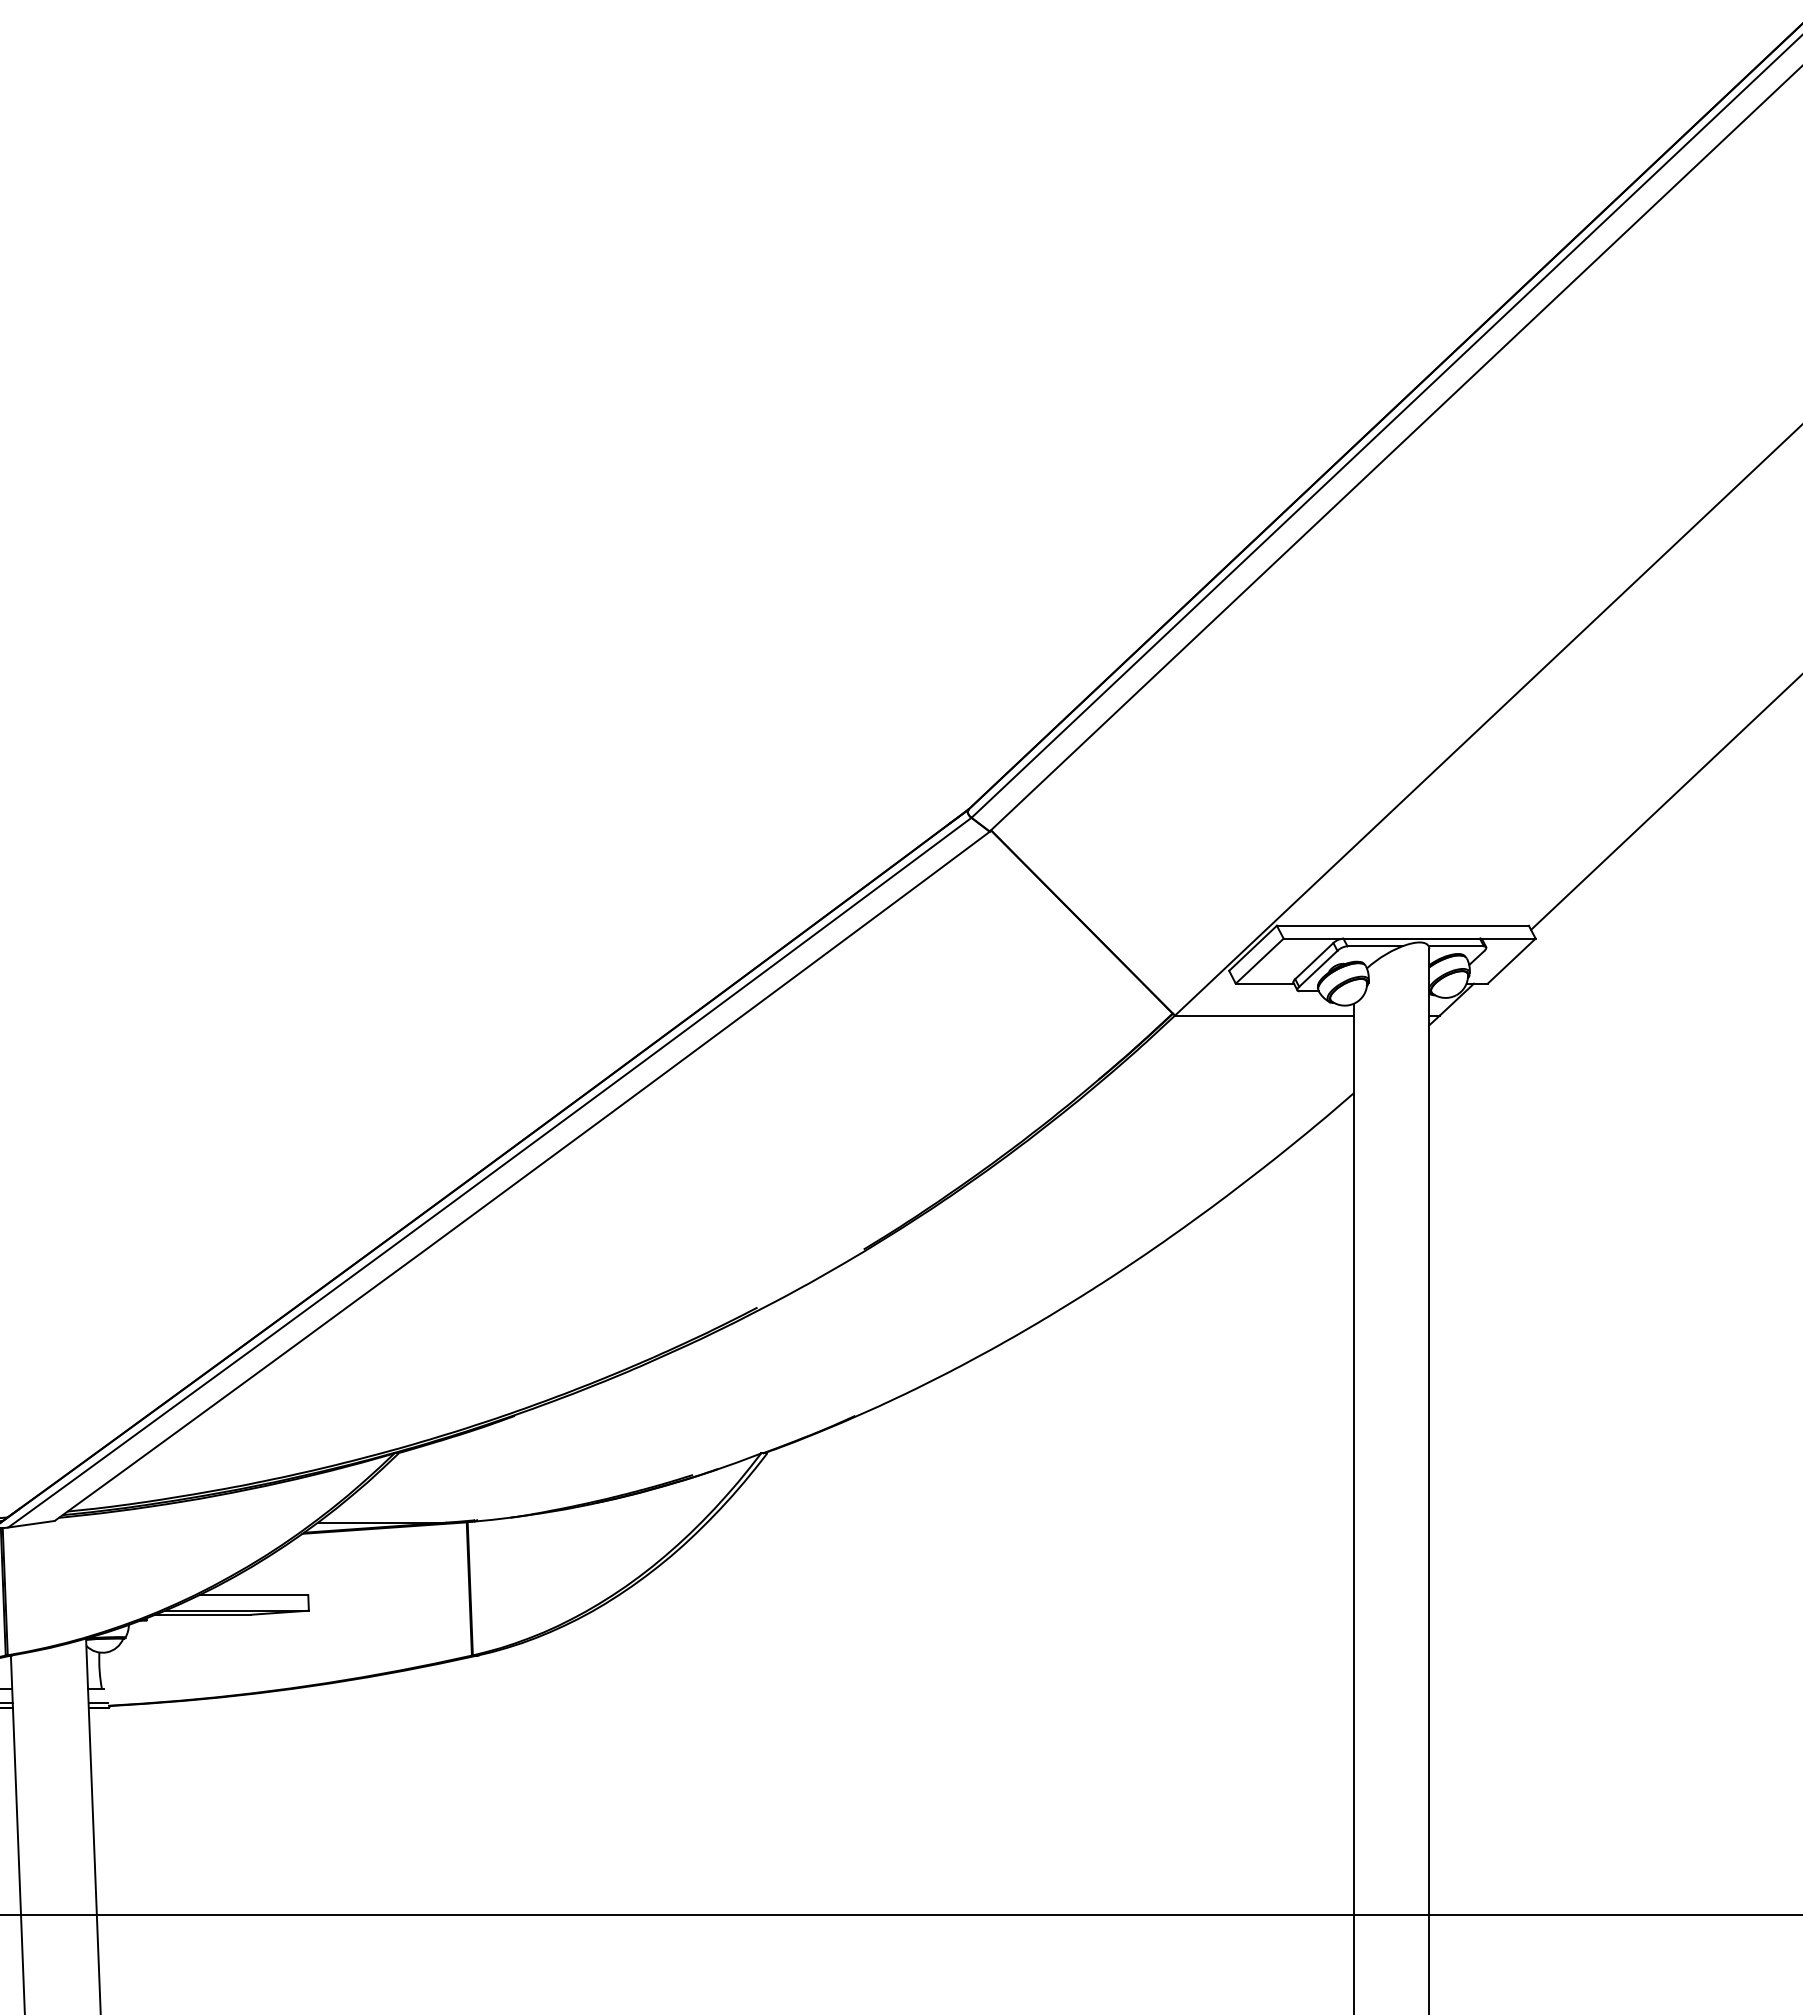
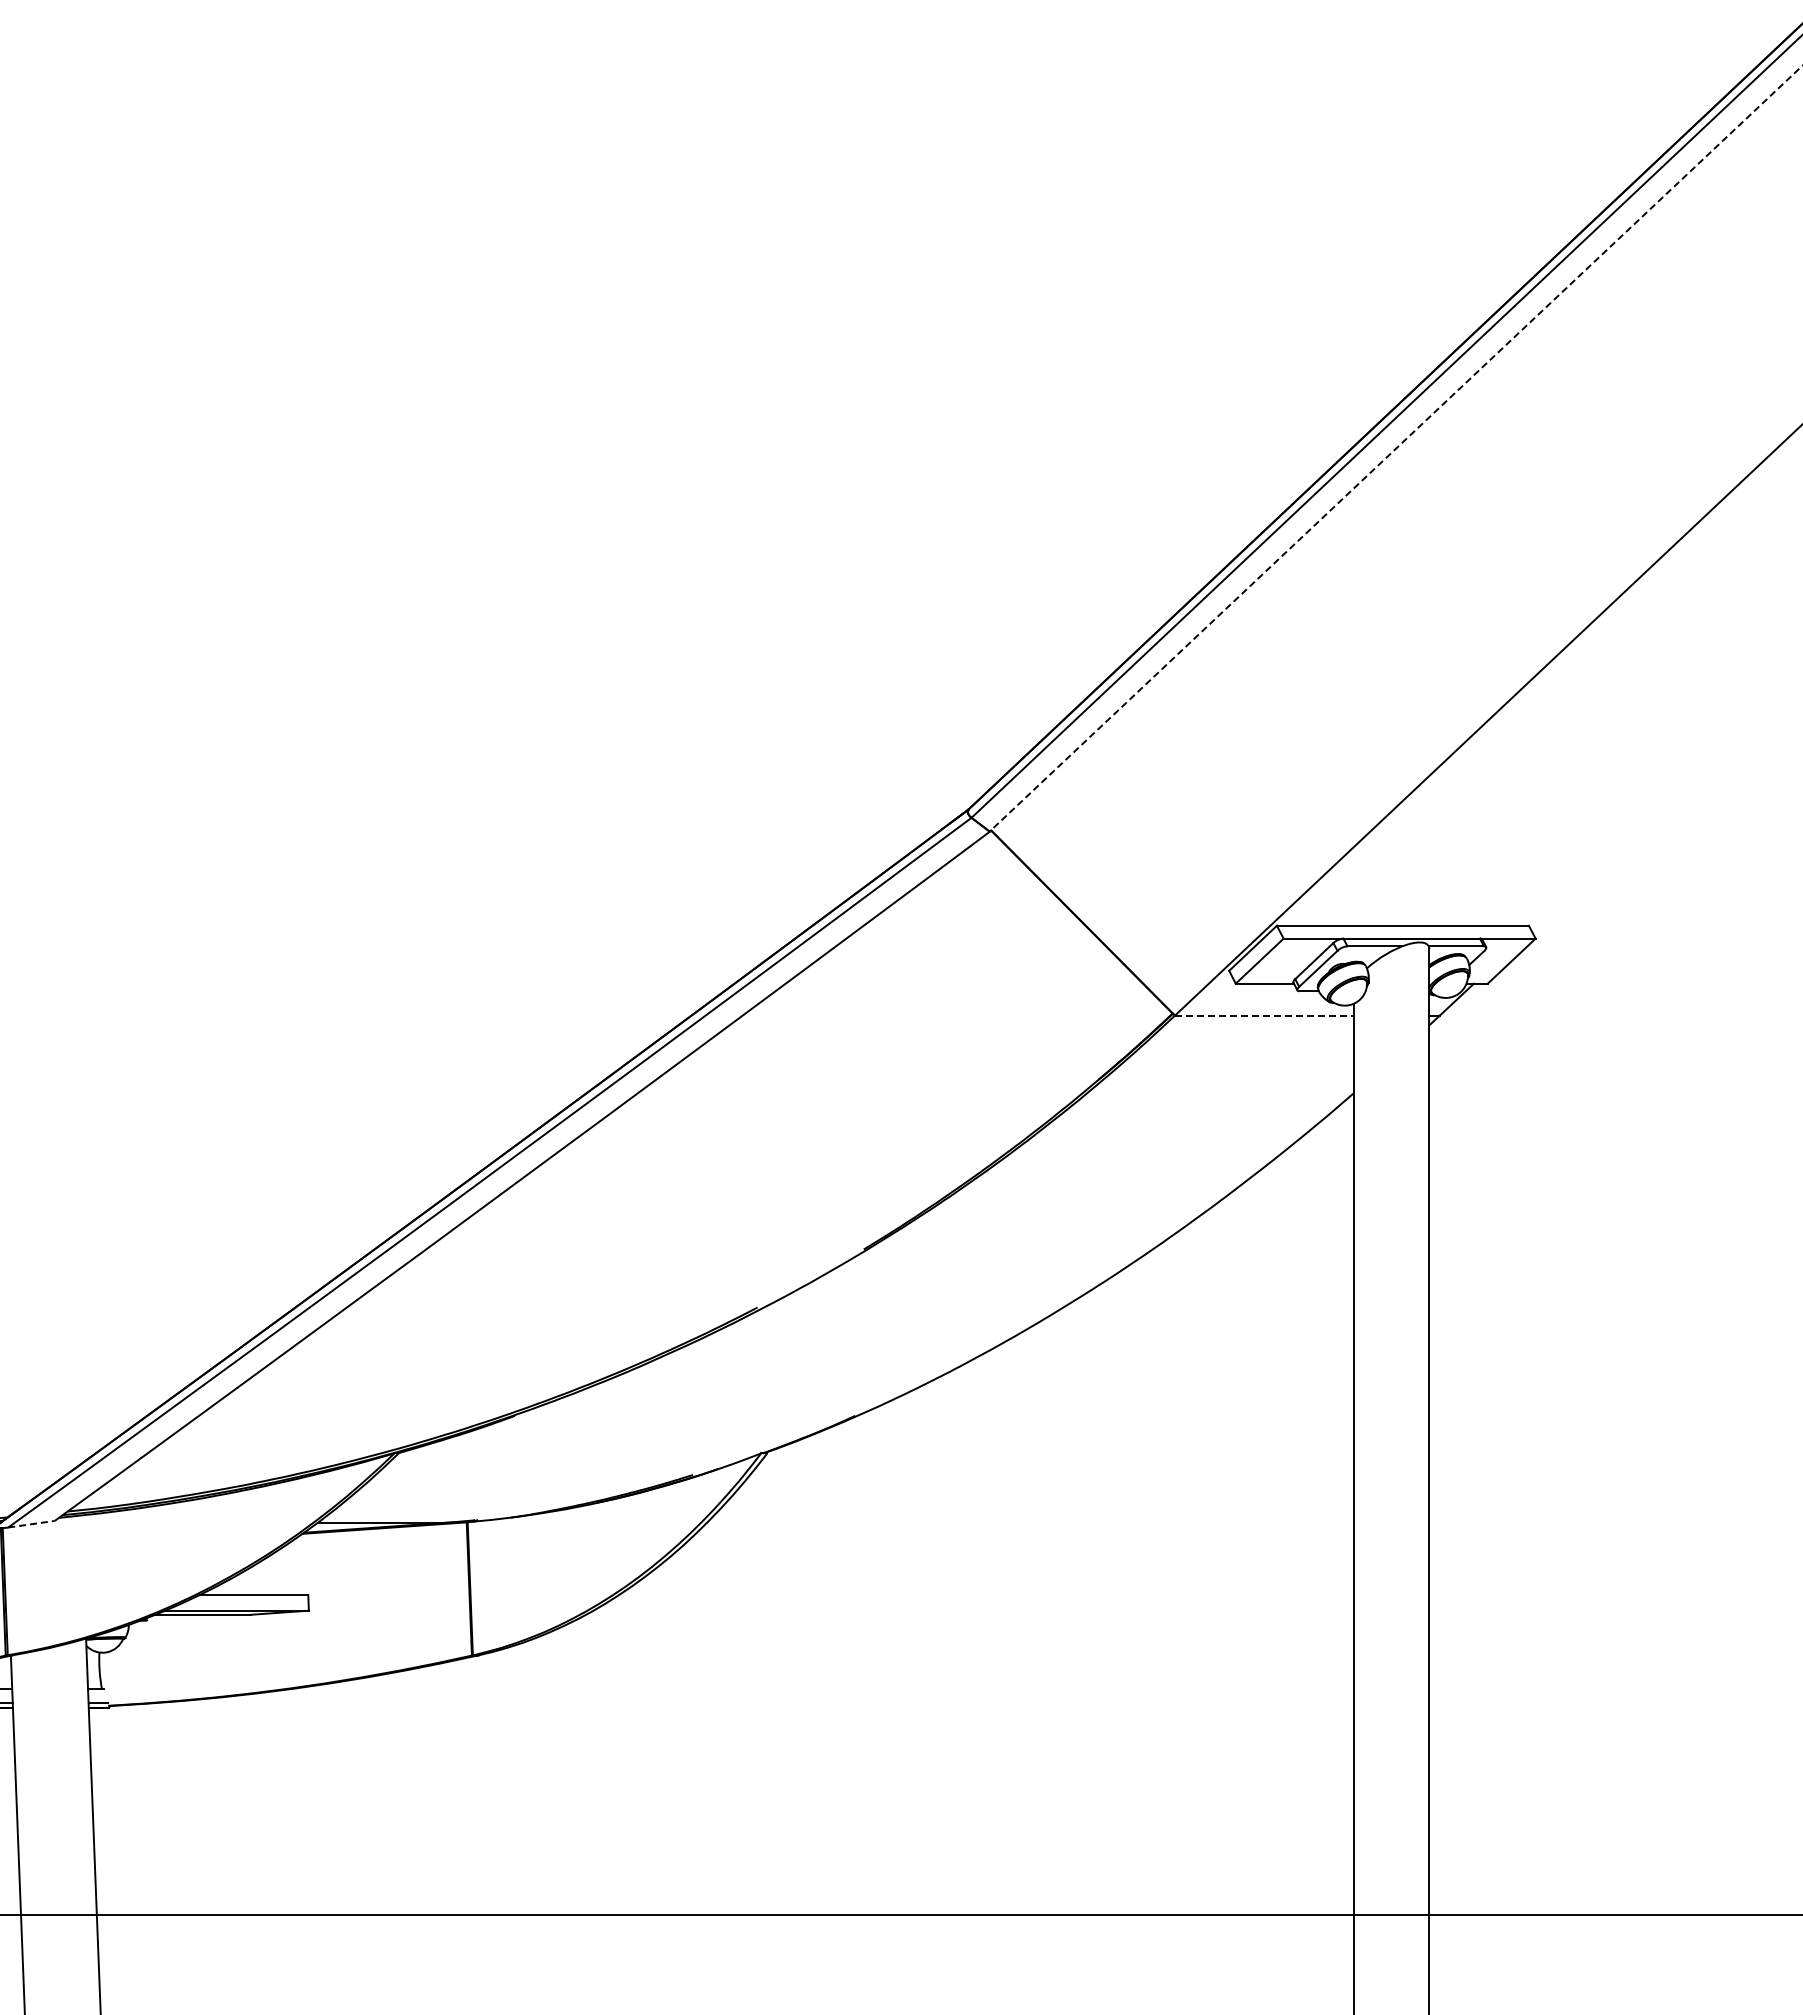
line: solid -> dashed (1395, 448)
line: present -> none (1665, 802)
line: solid -> dashed (1264, 1015)
line: solid -> dashed (31, 1524)
